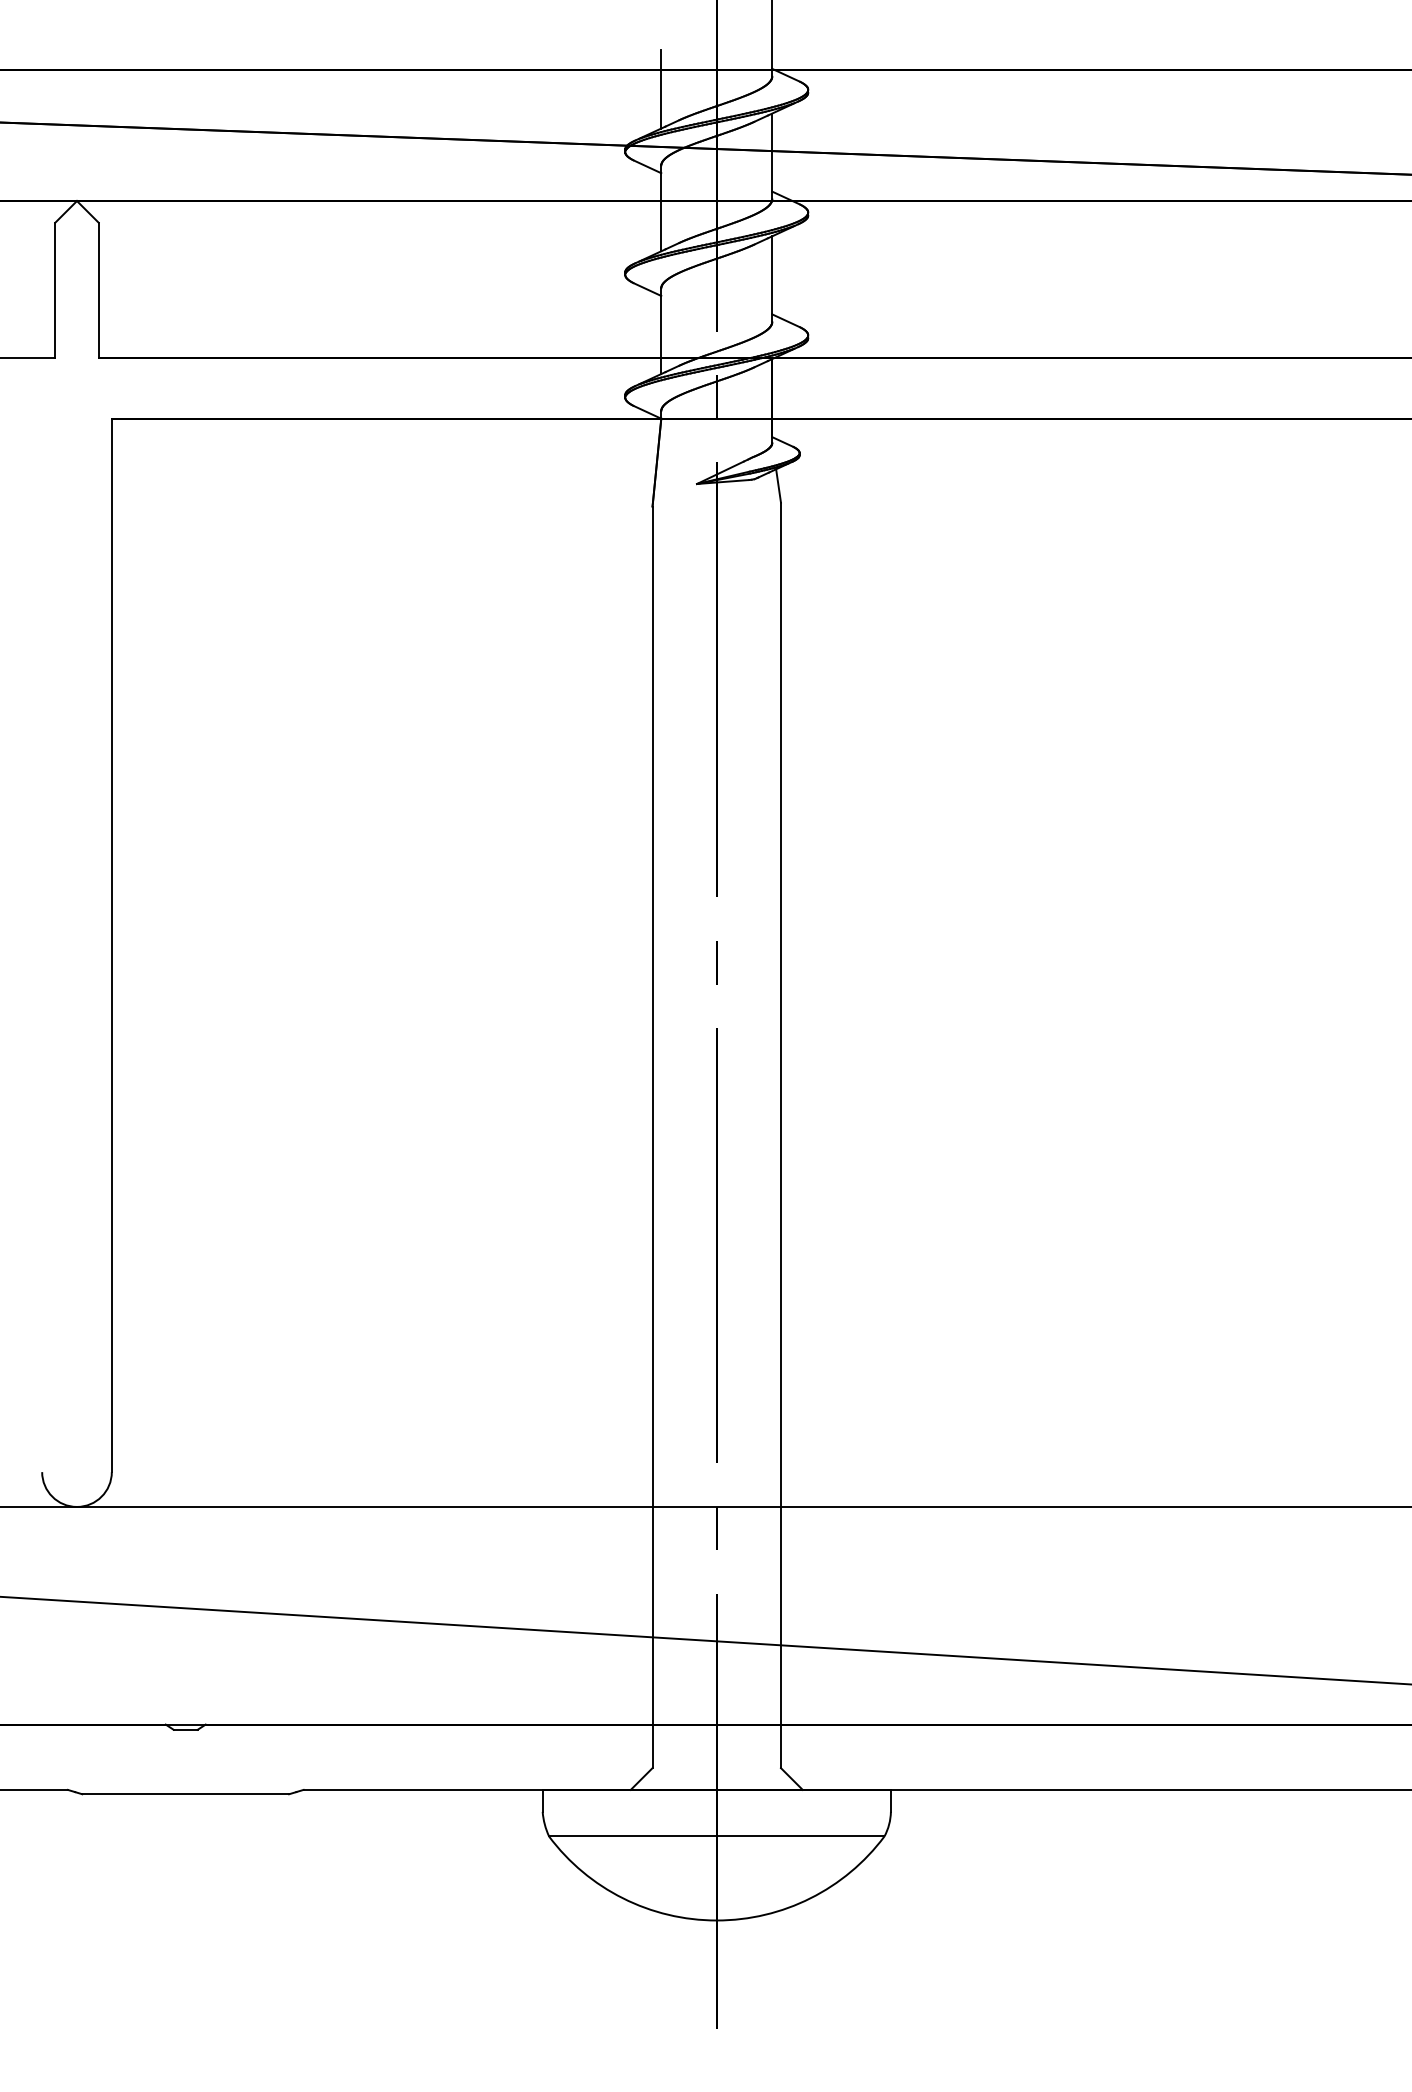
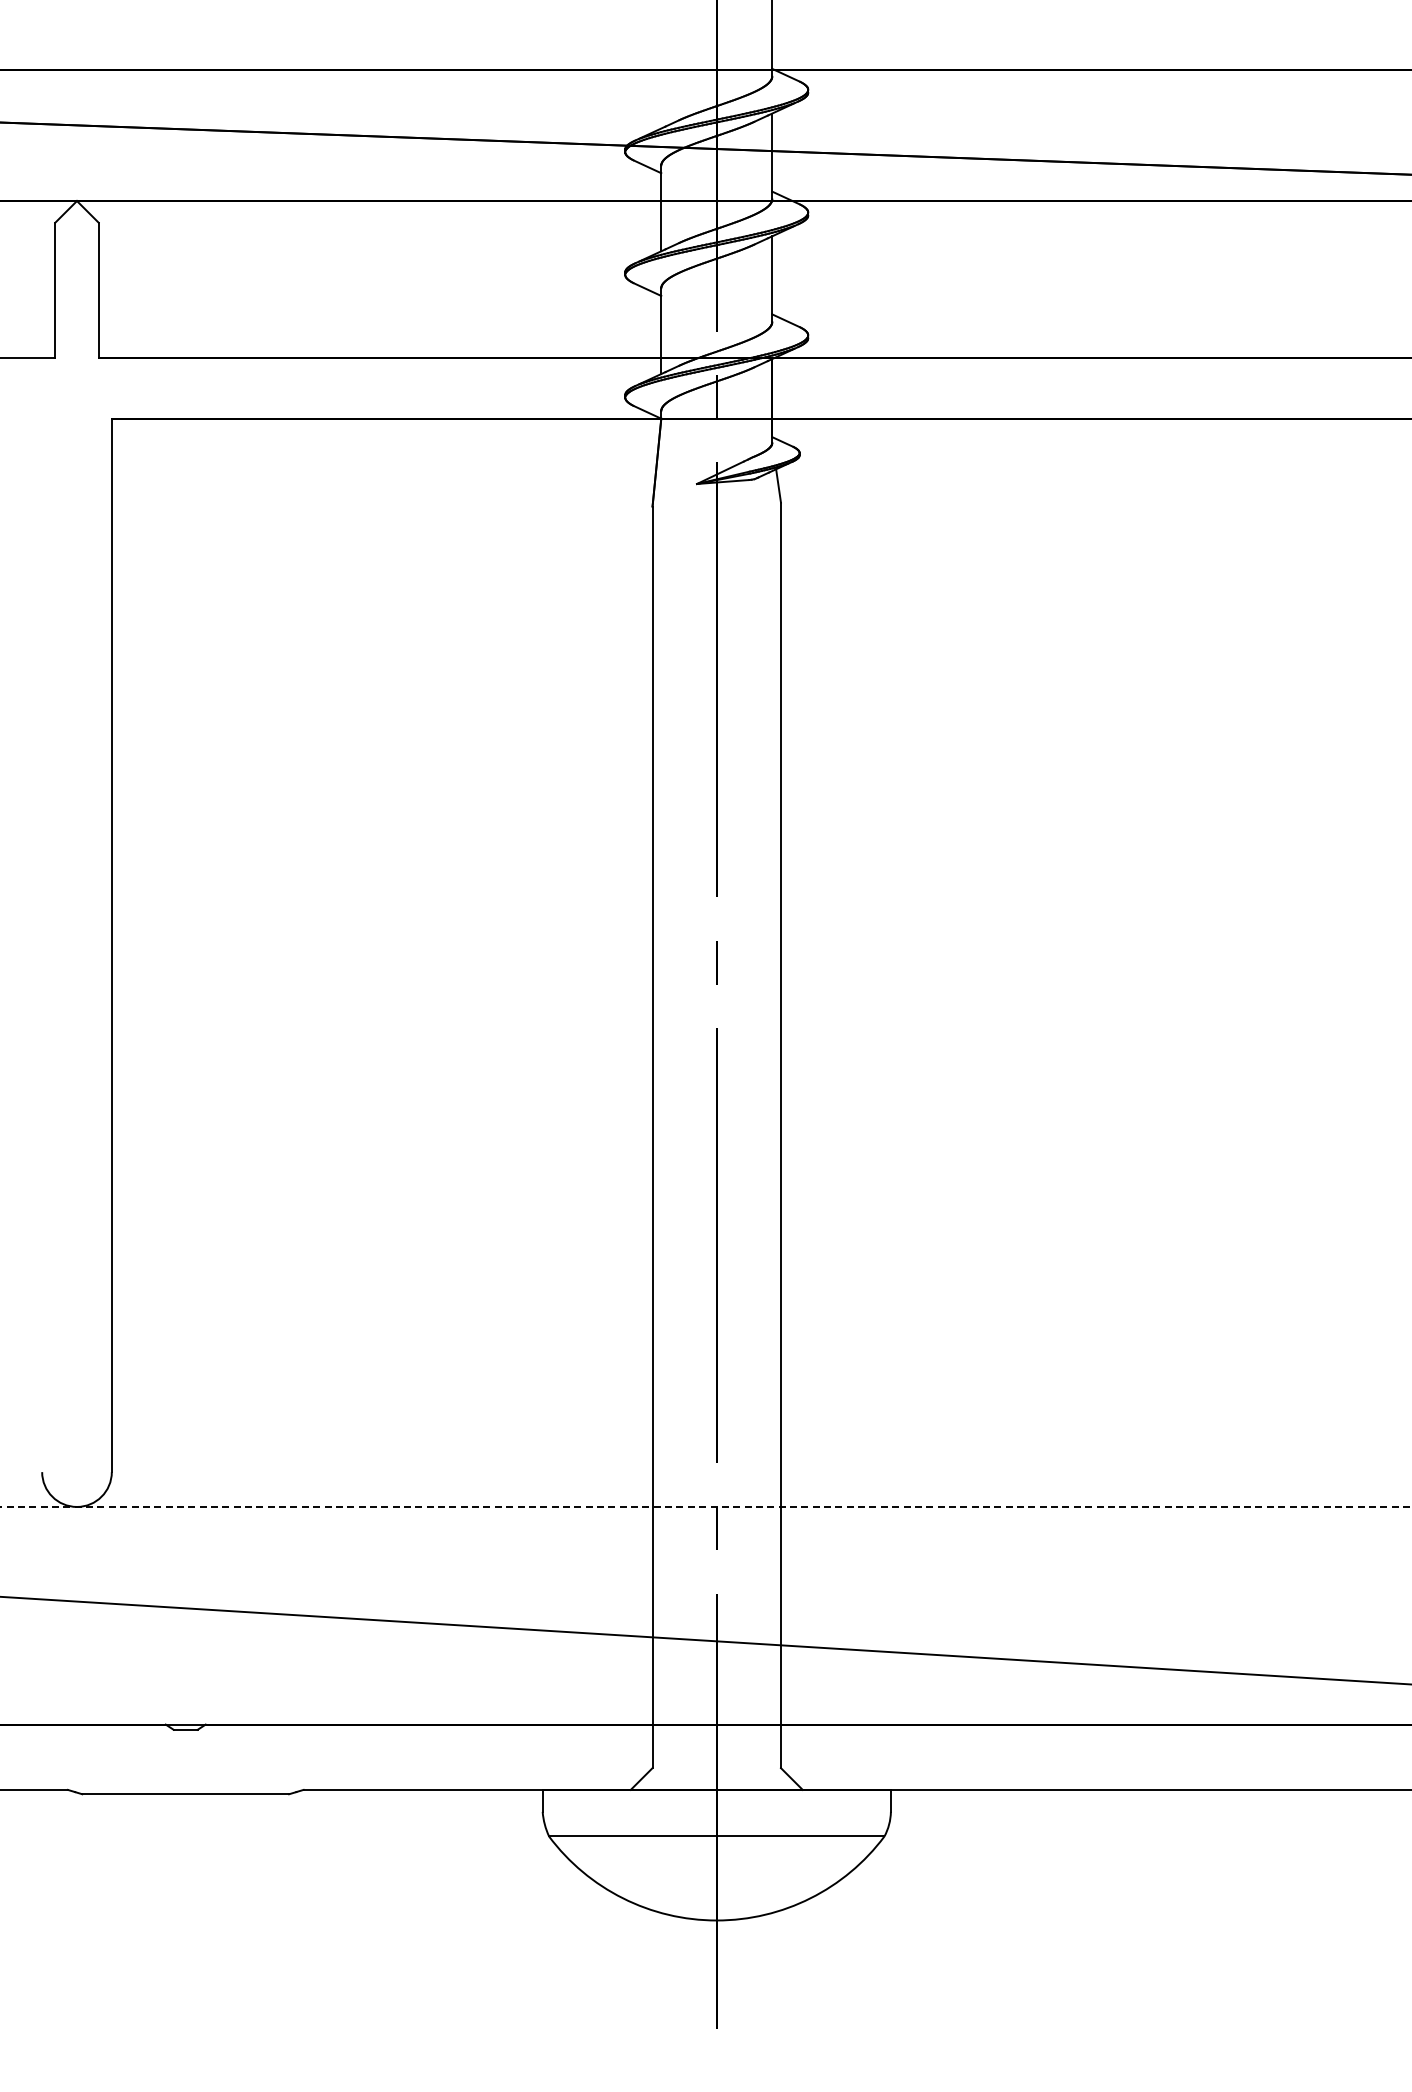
line: present -> none (661, 89)
line: solid -> dashed (705, 1506)
